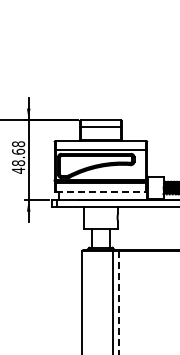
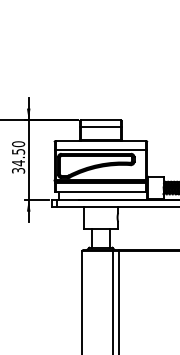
text: 48.68 -> 34.50 (18, 157)
line: dashed -> solid (101, 191)
line: dashed -> solid (119, 302)
